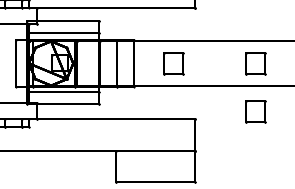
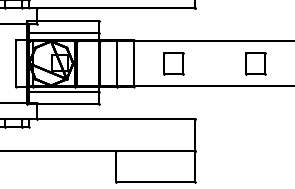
part: present -> none (255, 111)
